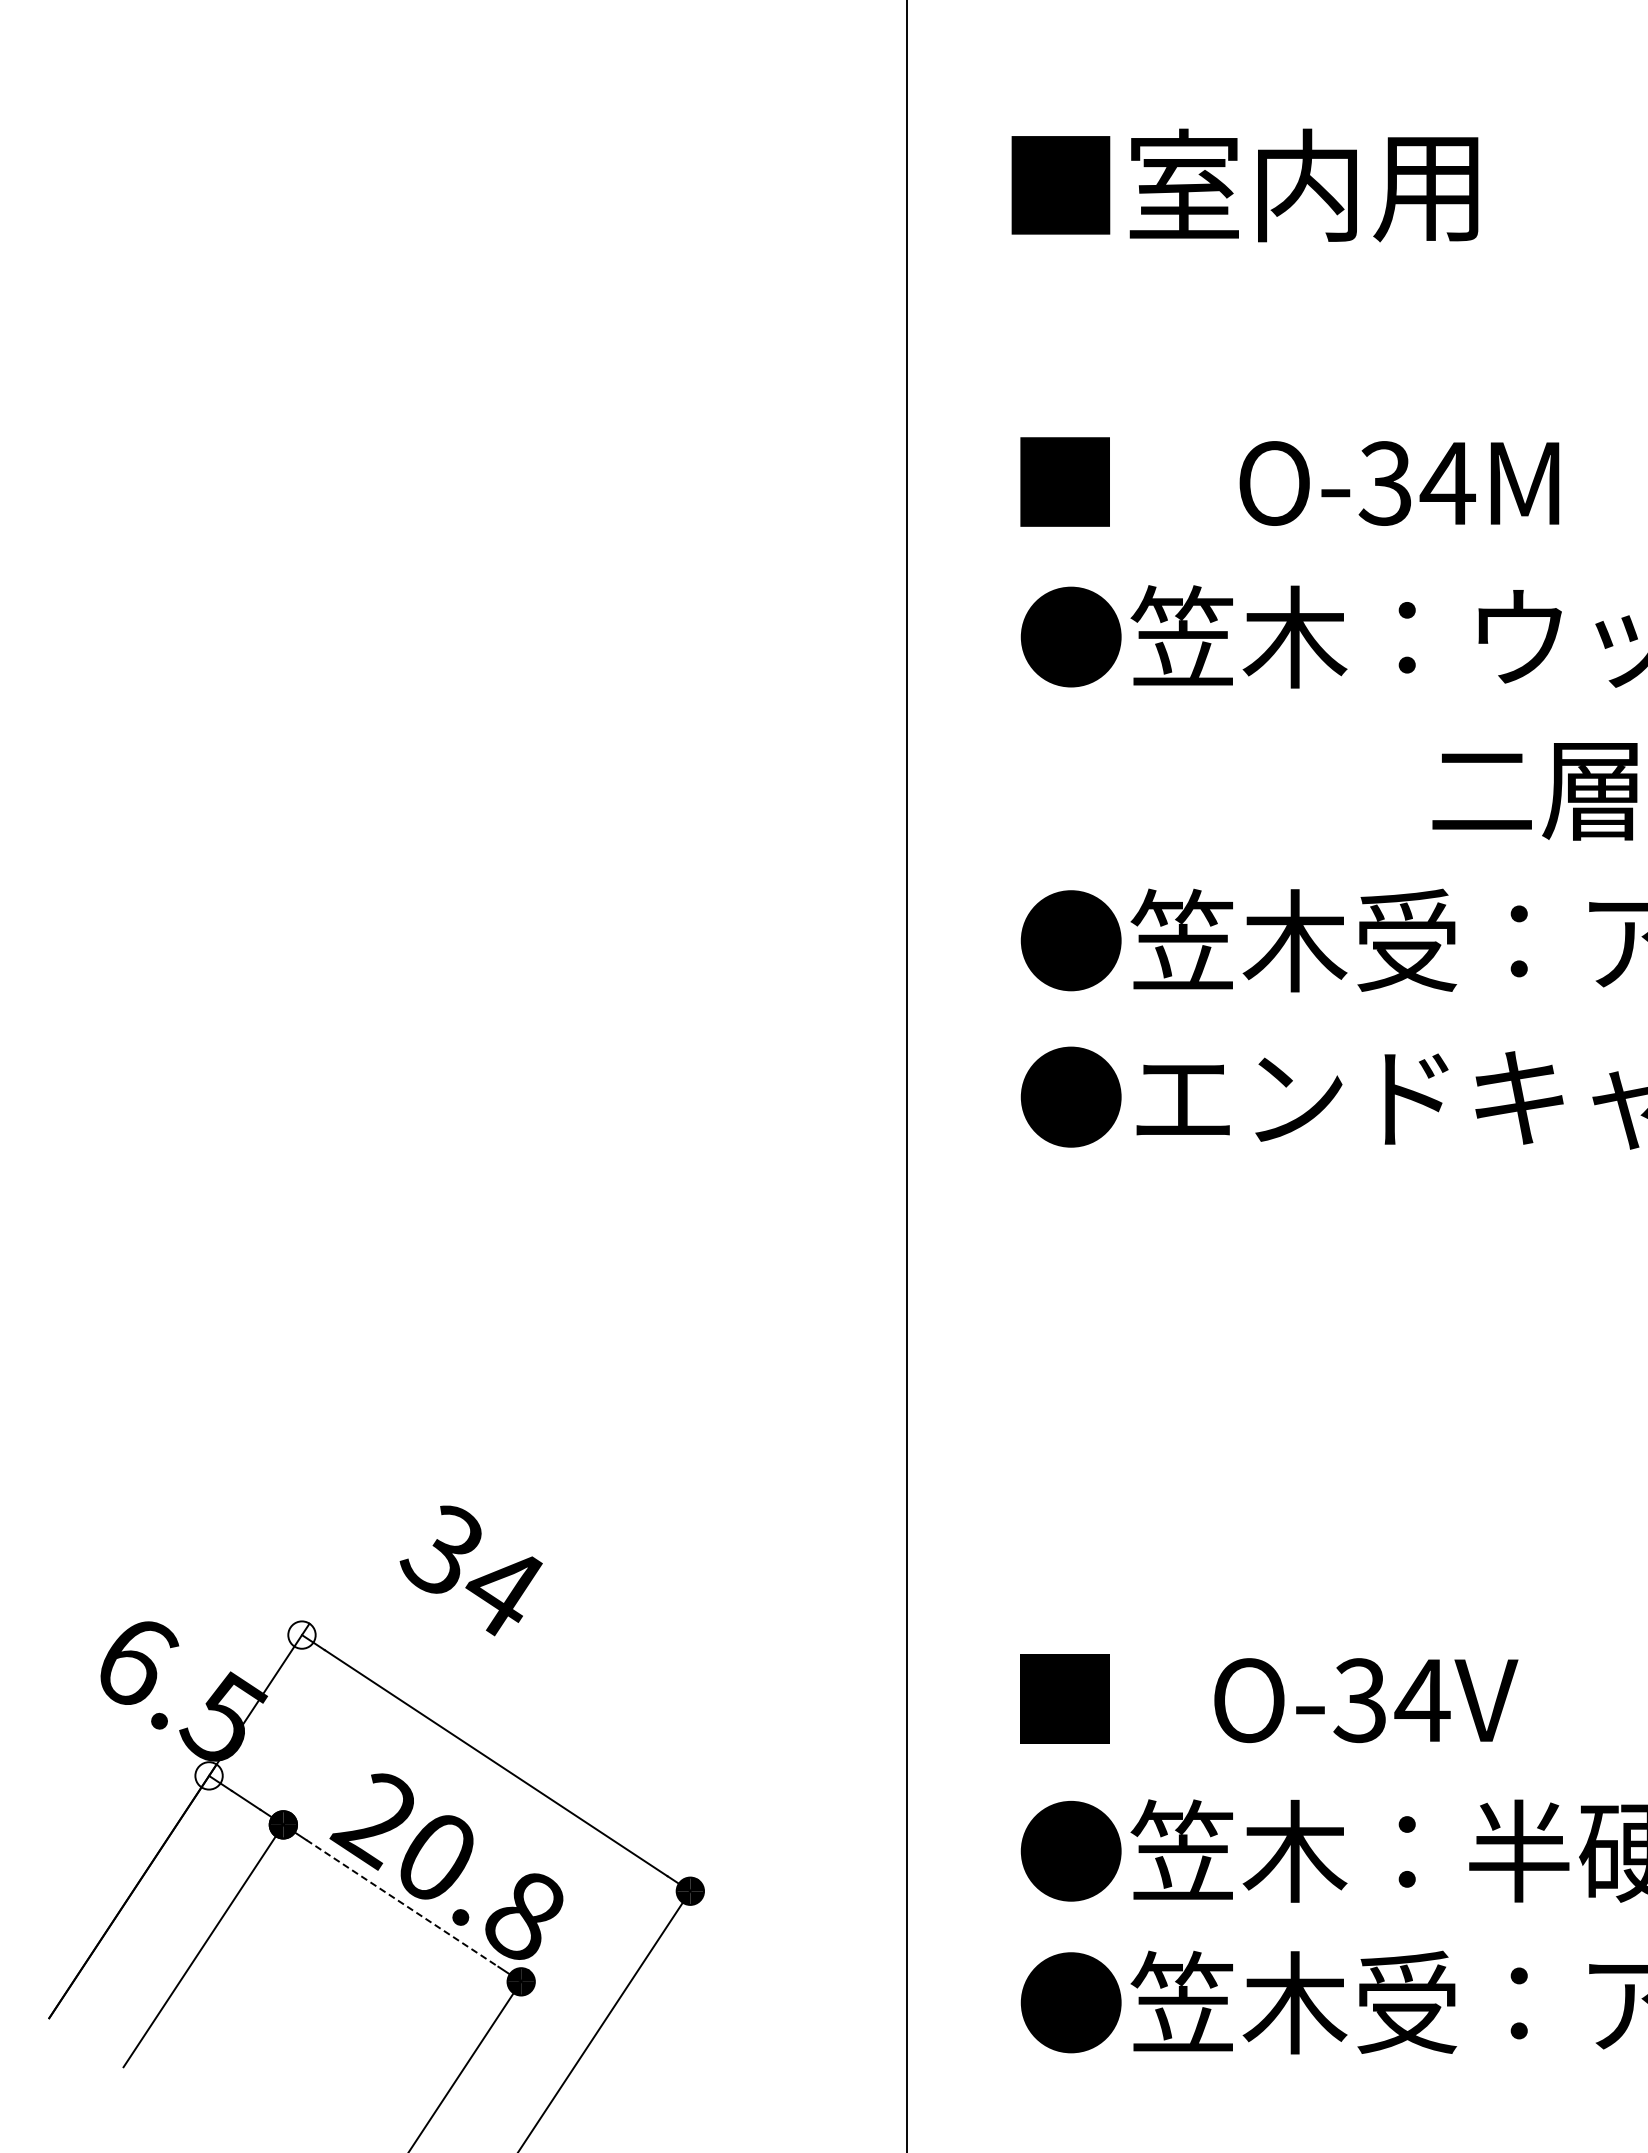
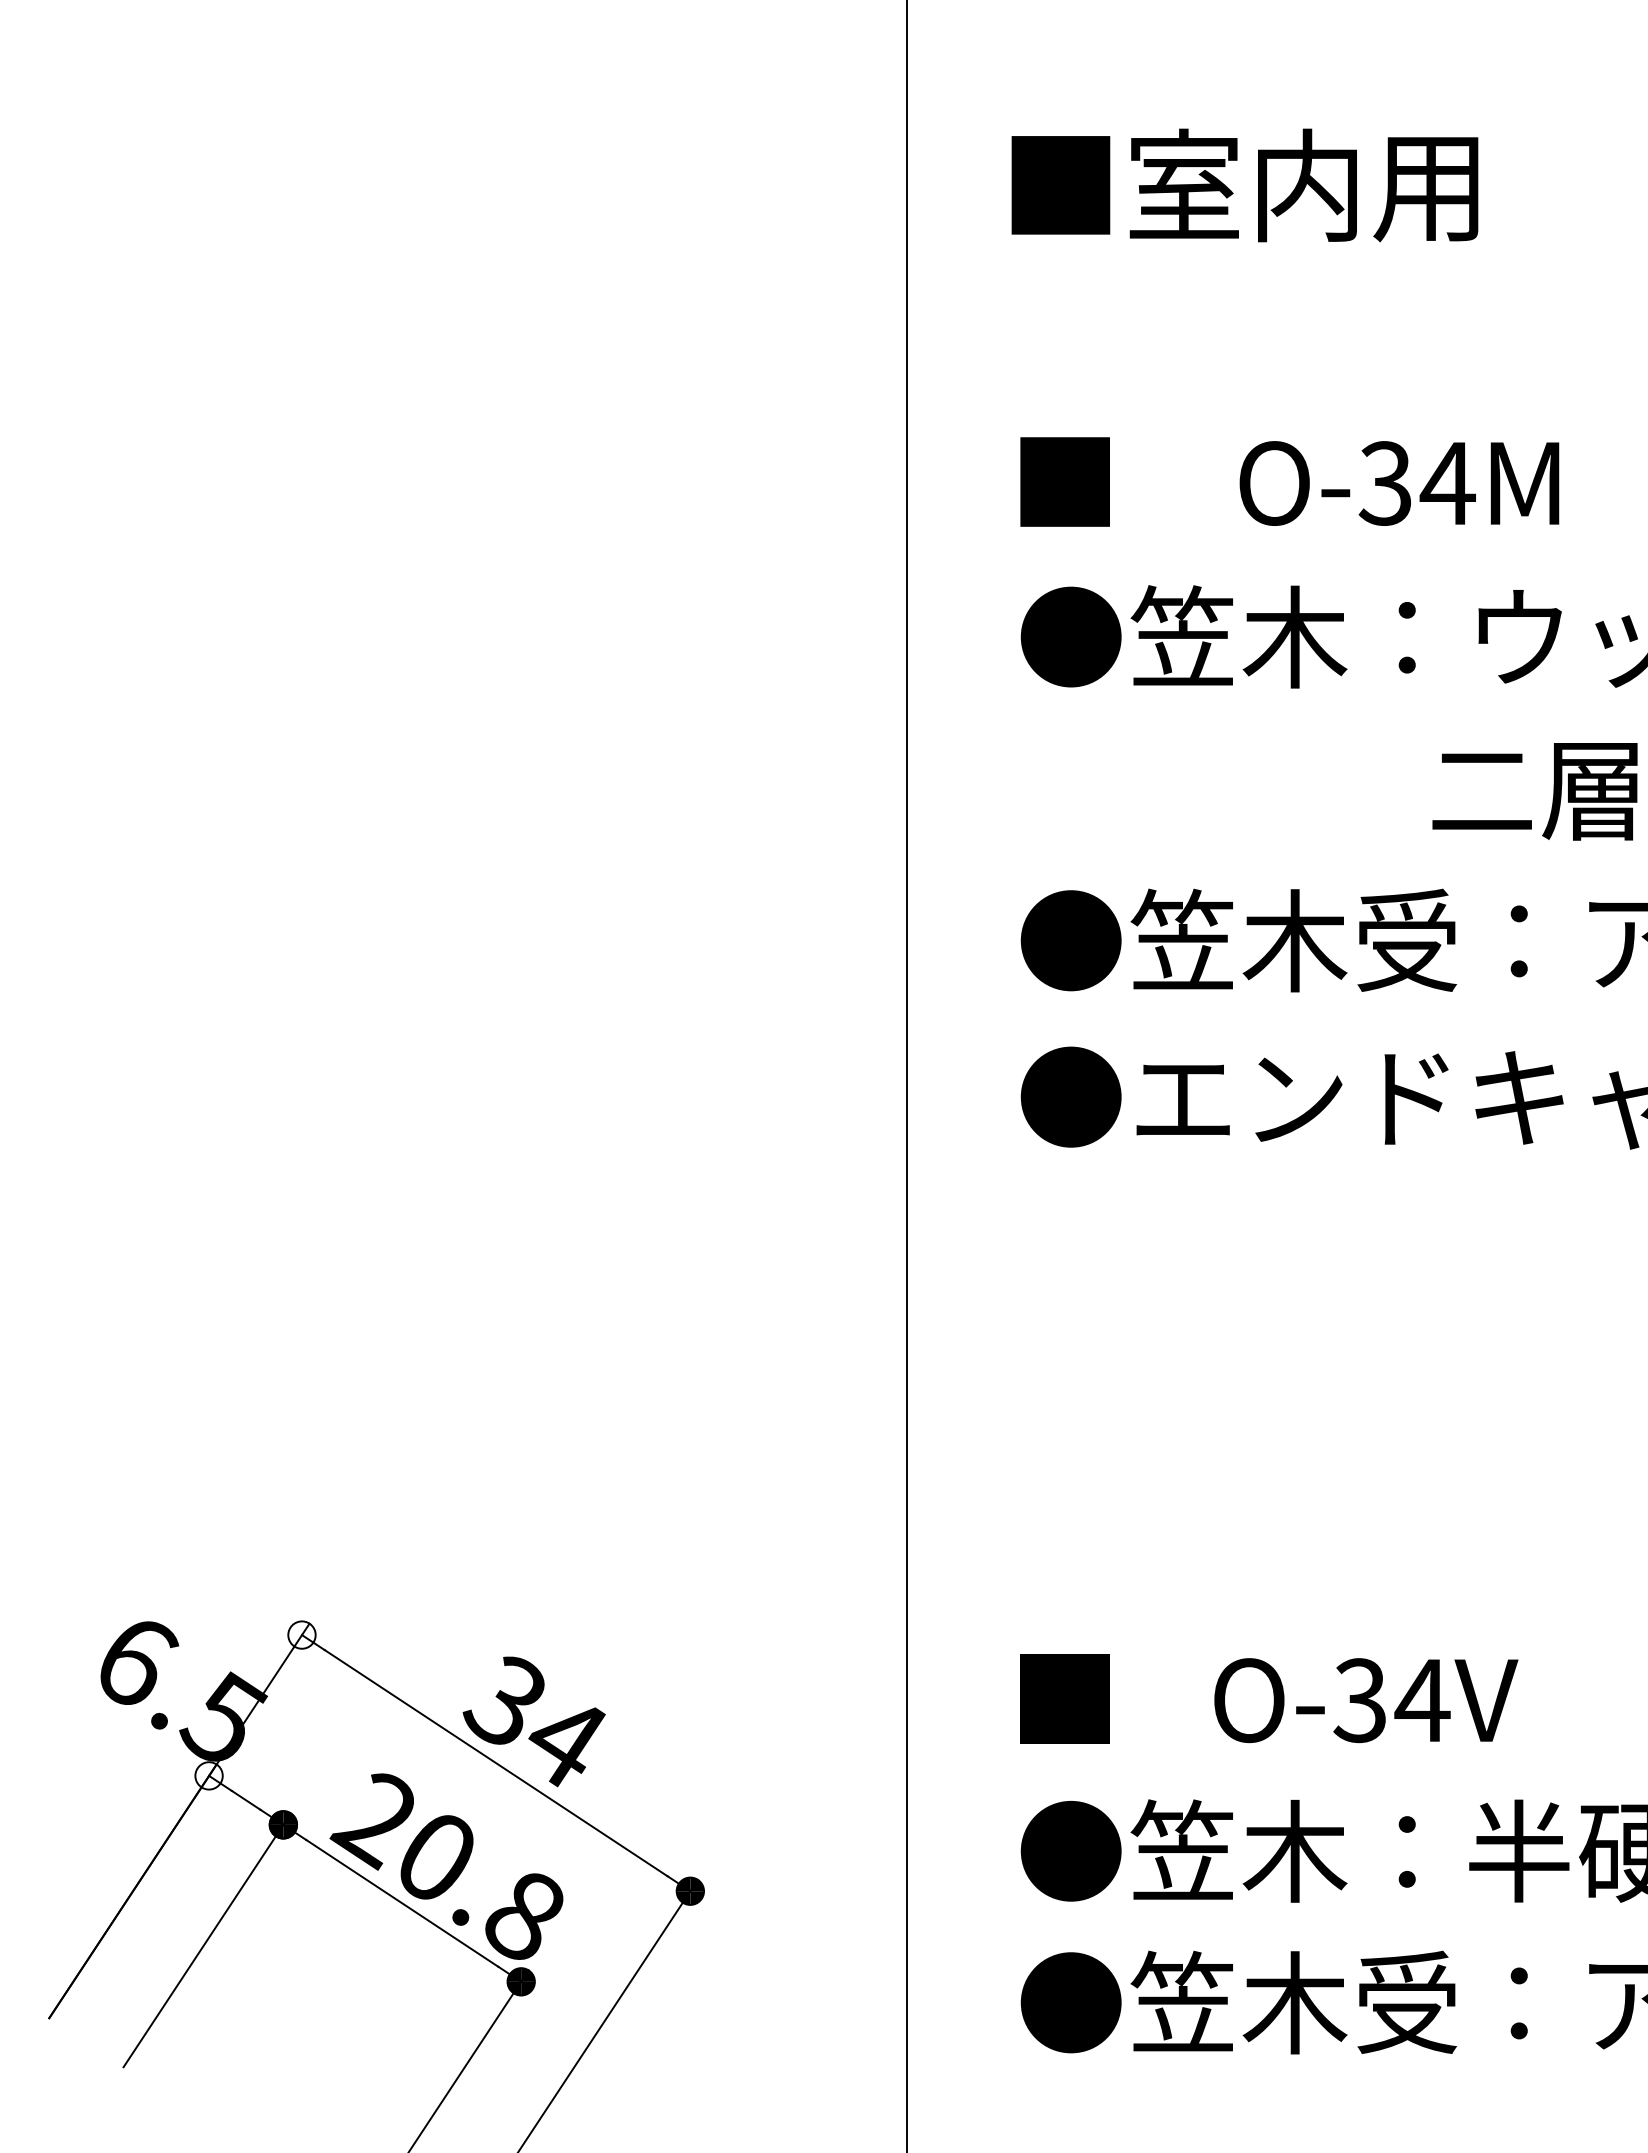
text position: (470, 1570) -> (533, 1721) (533, 1721)
line: dashed -> solid (402, 1903)
